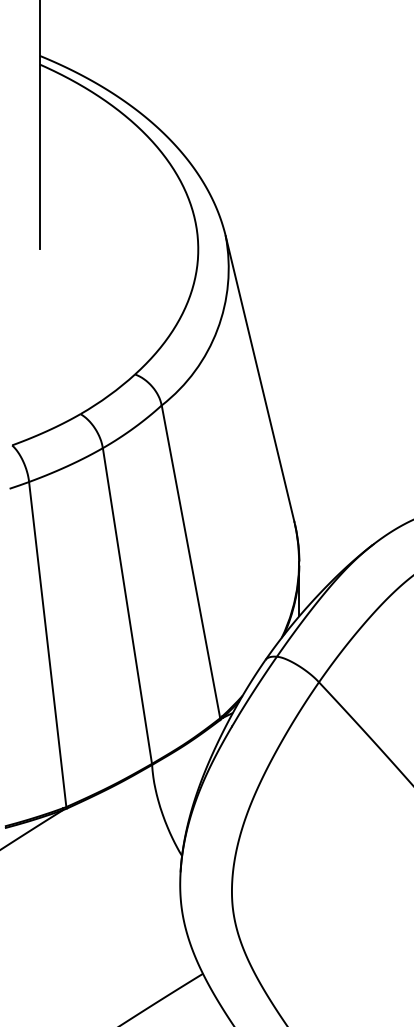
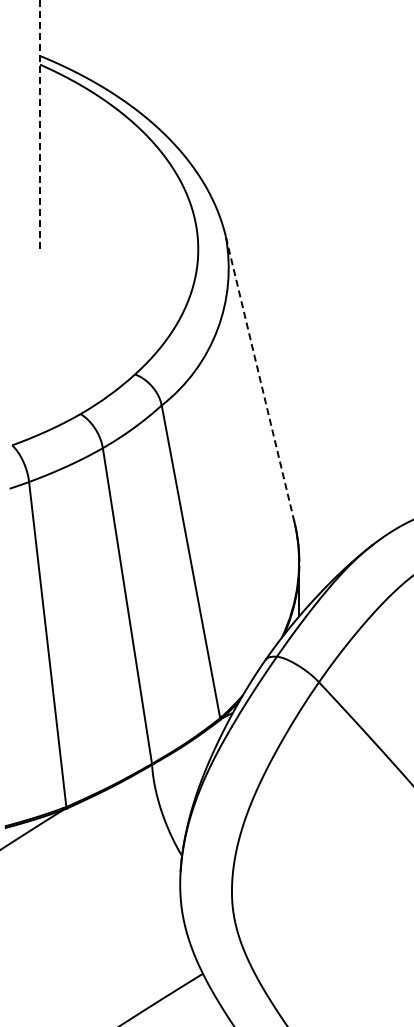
line: solid -> dashed (39, 124)
line: solid -> dashed (260, 379)
